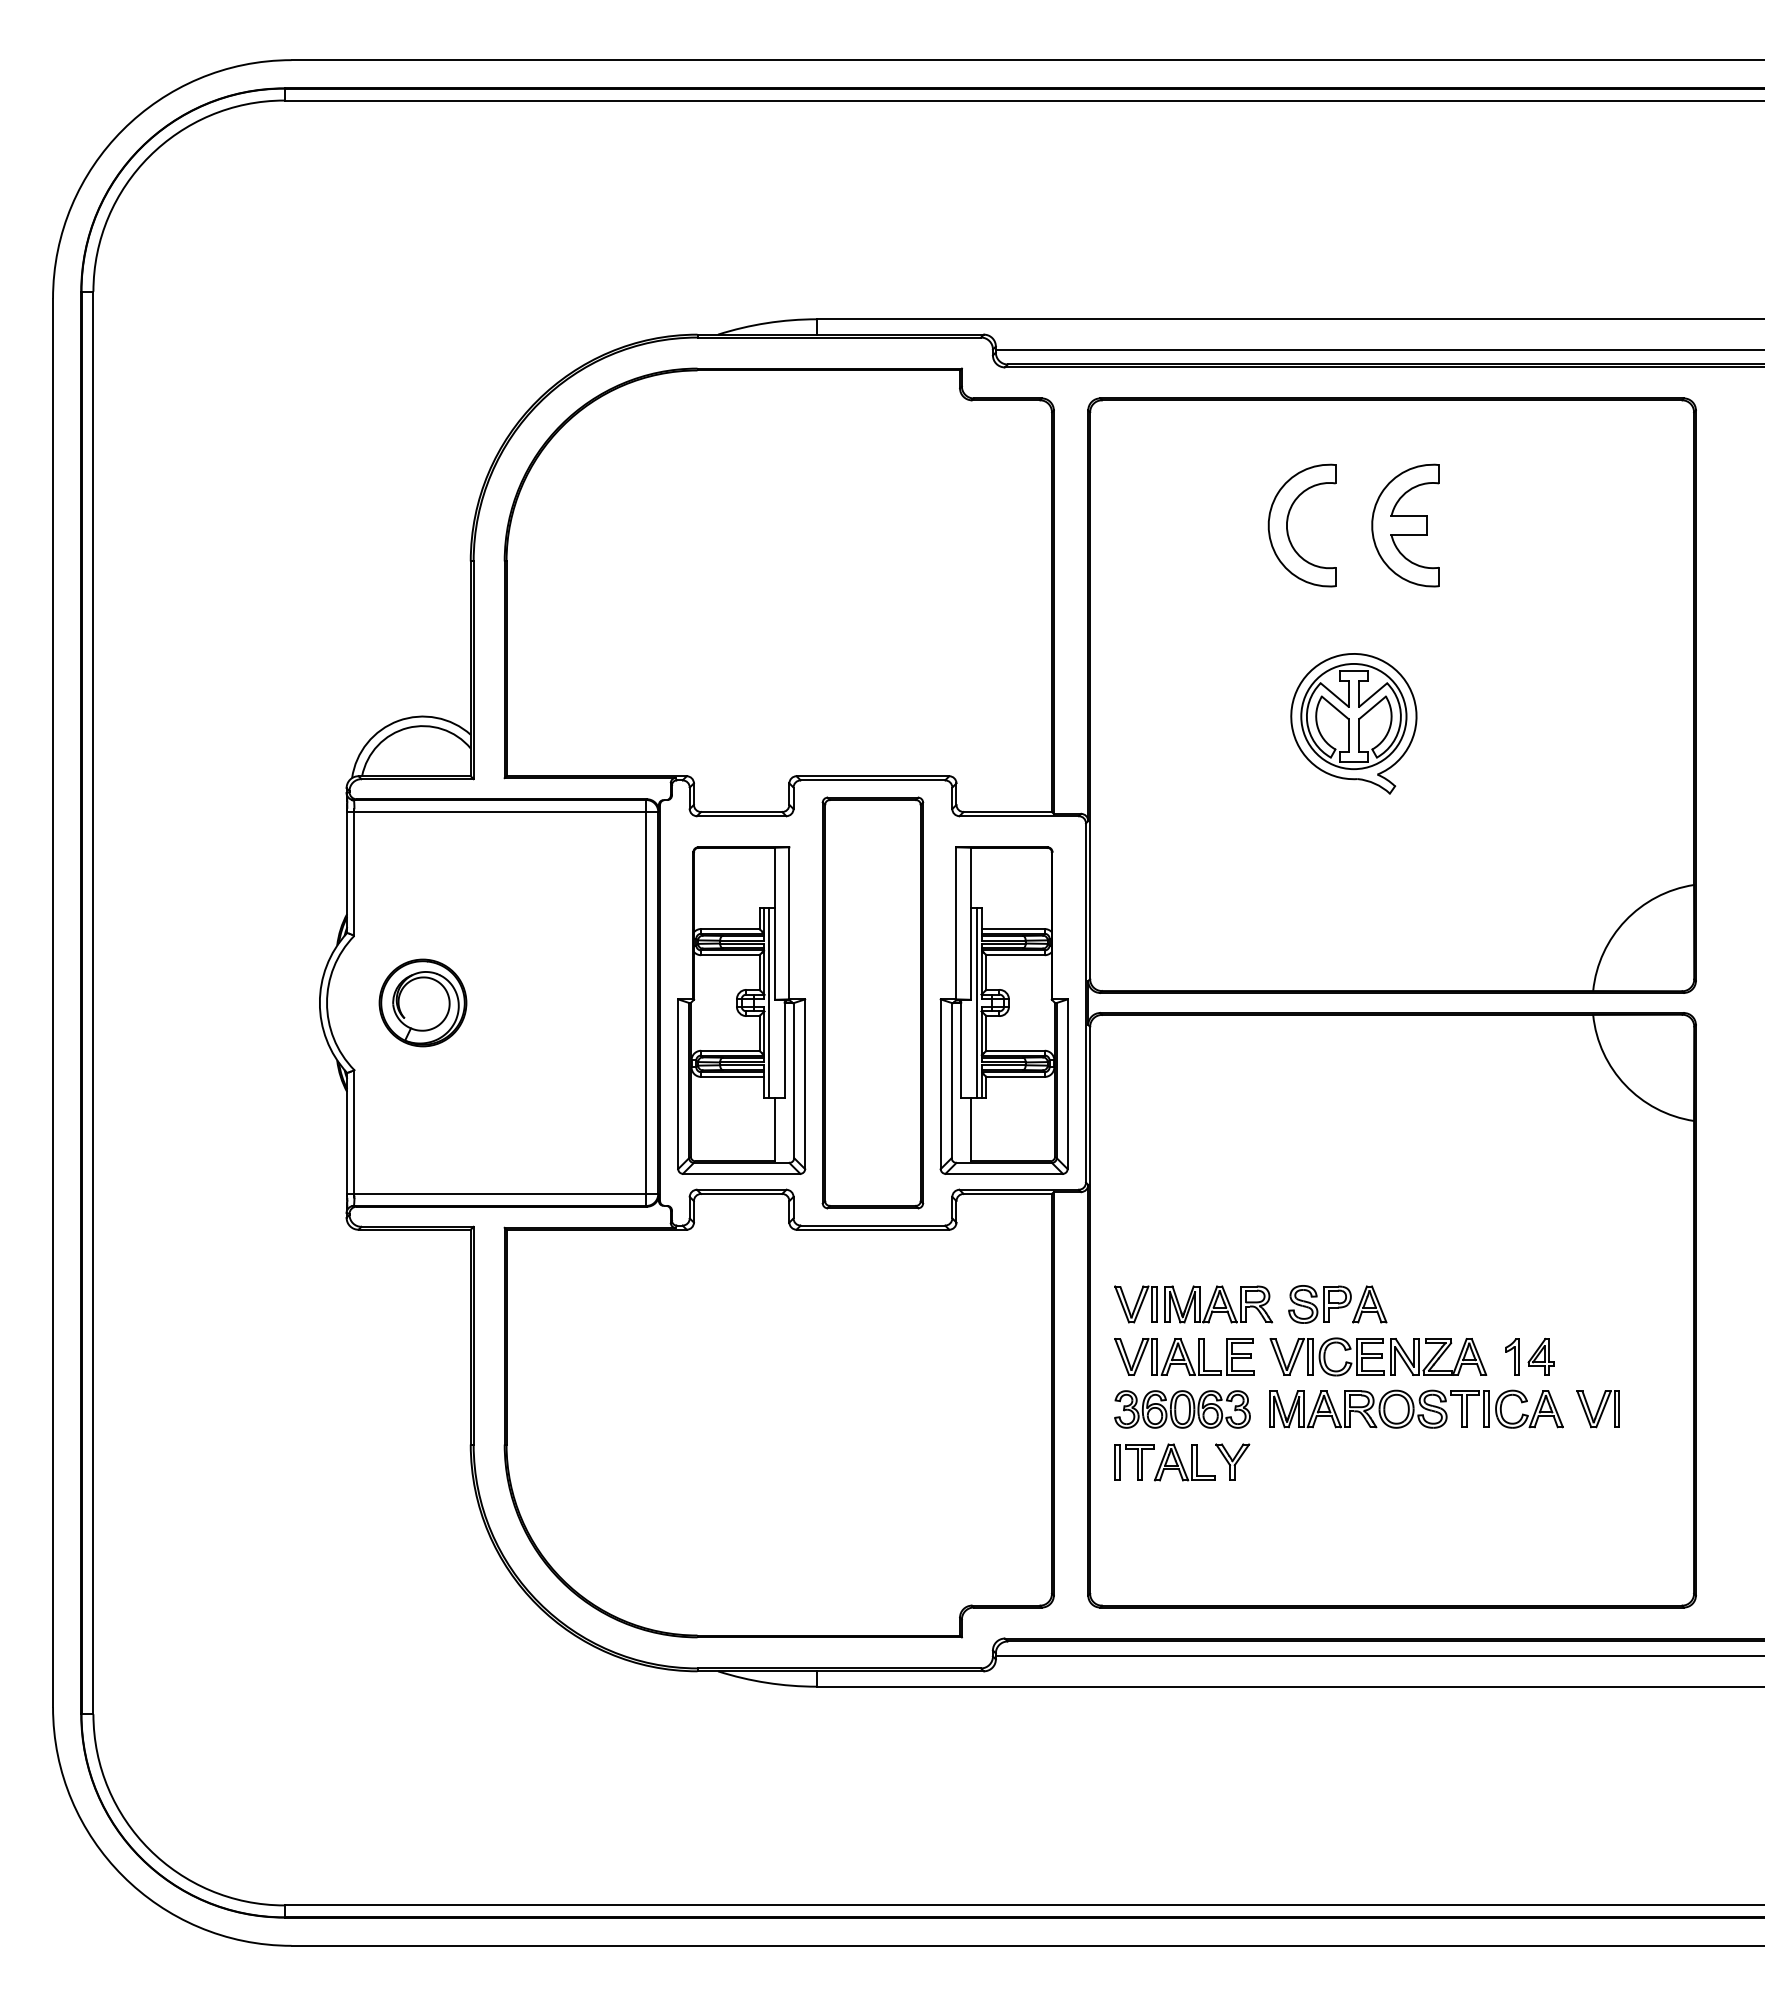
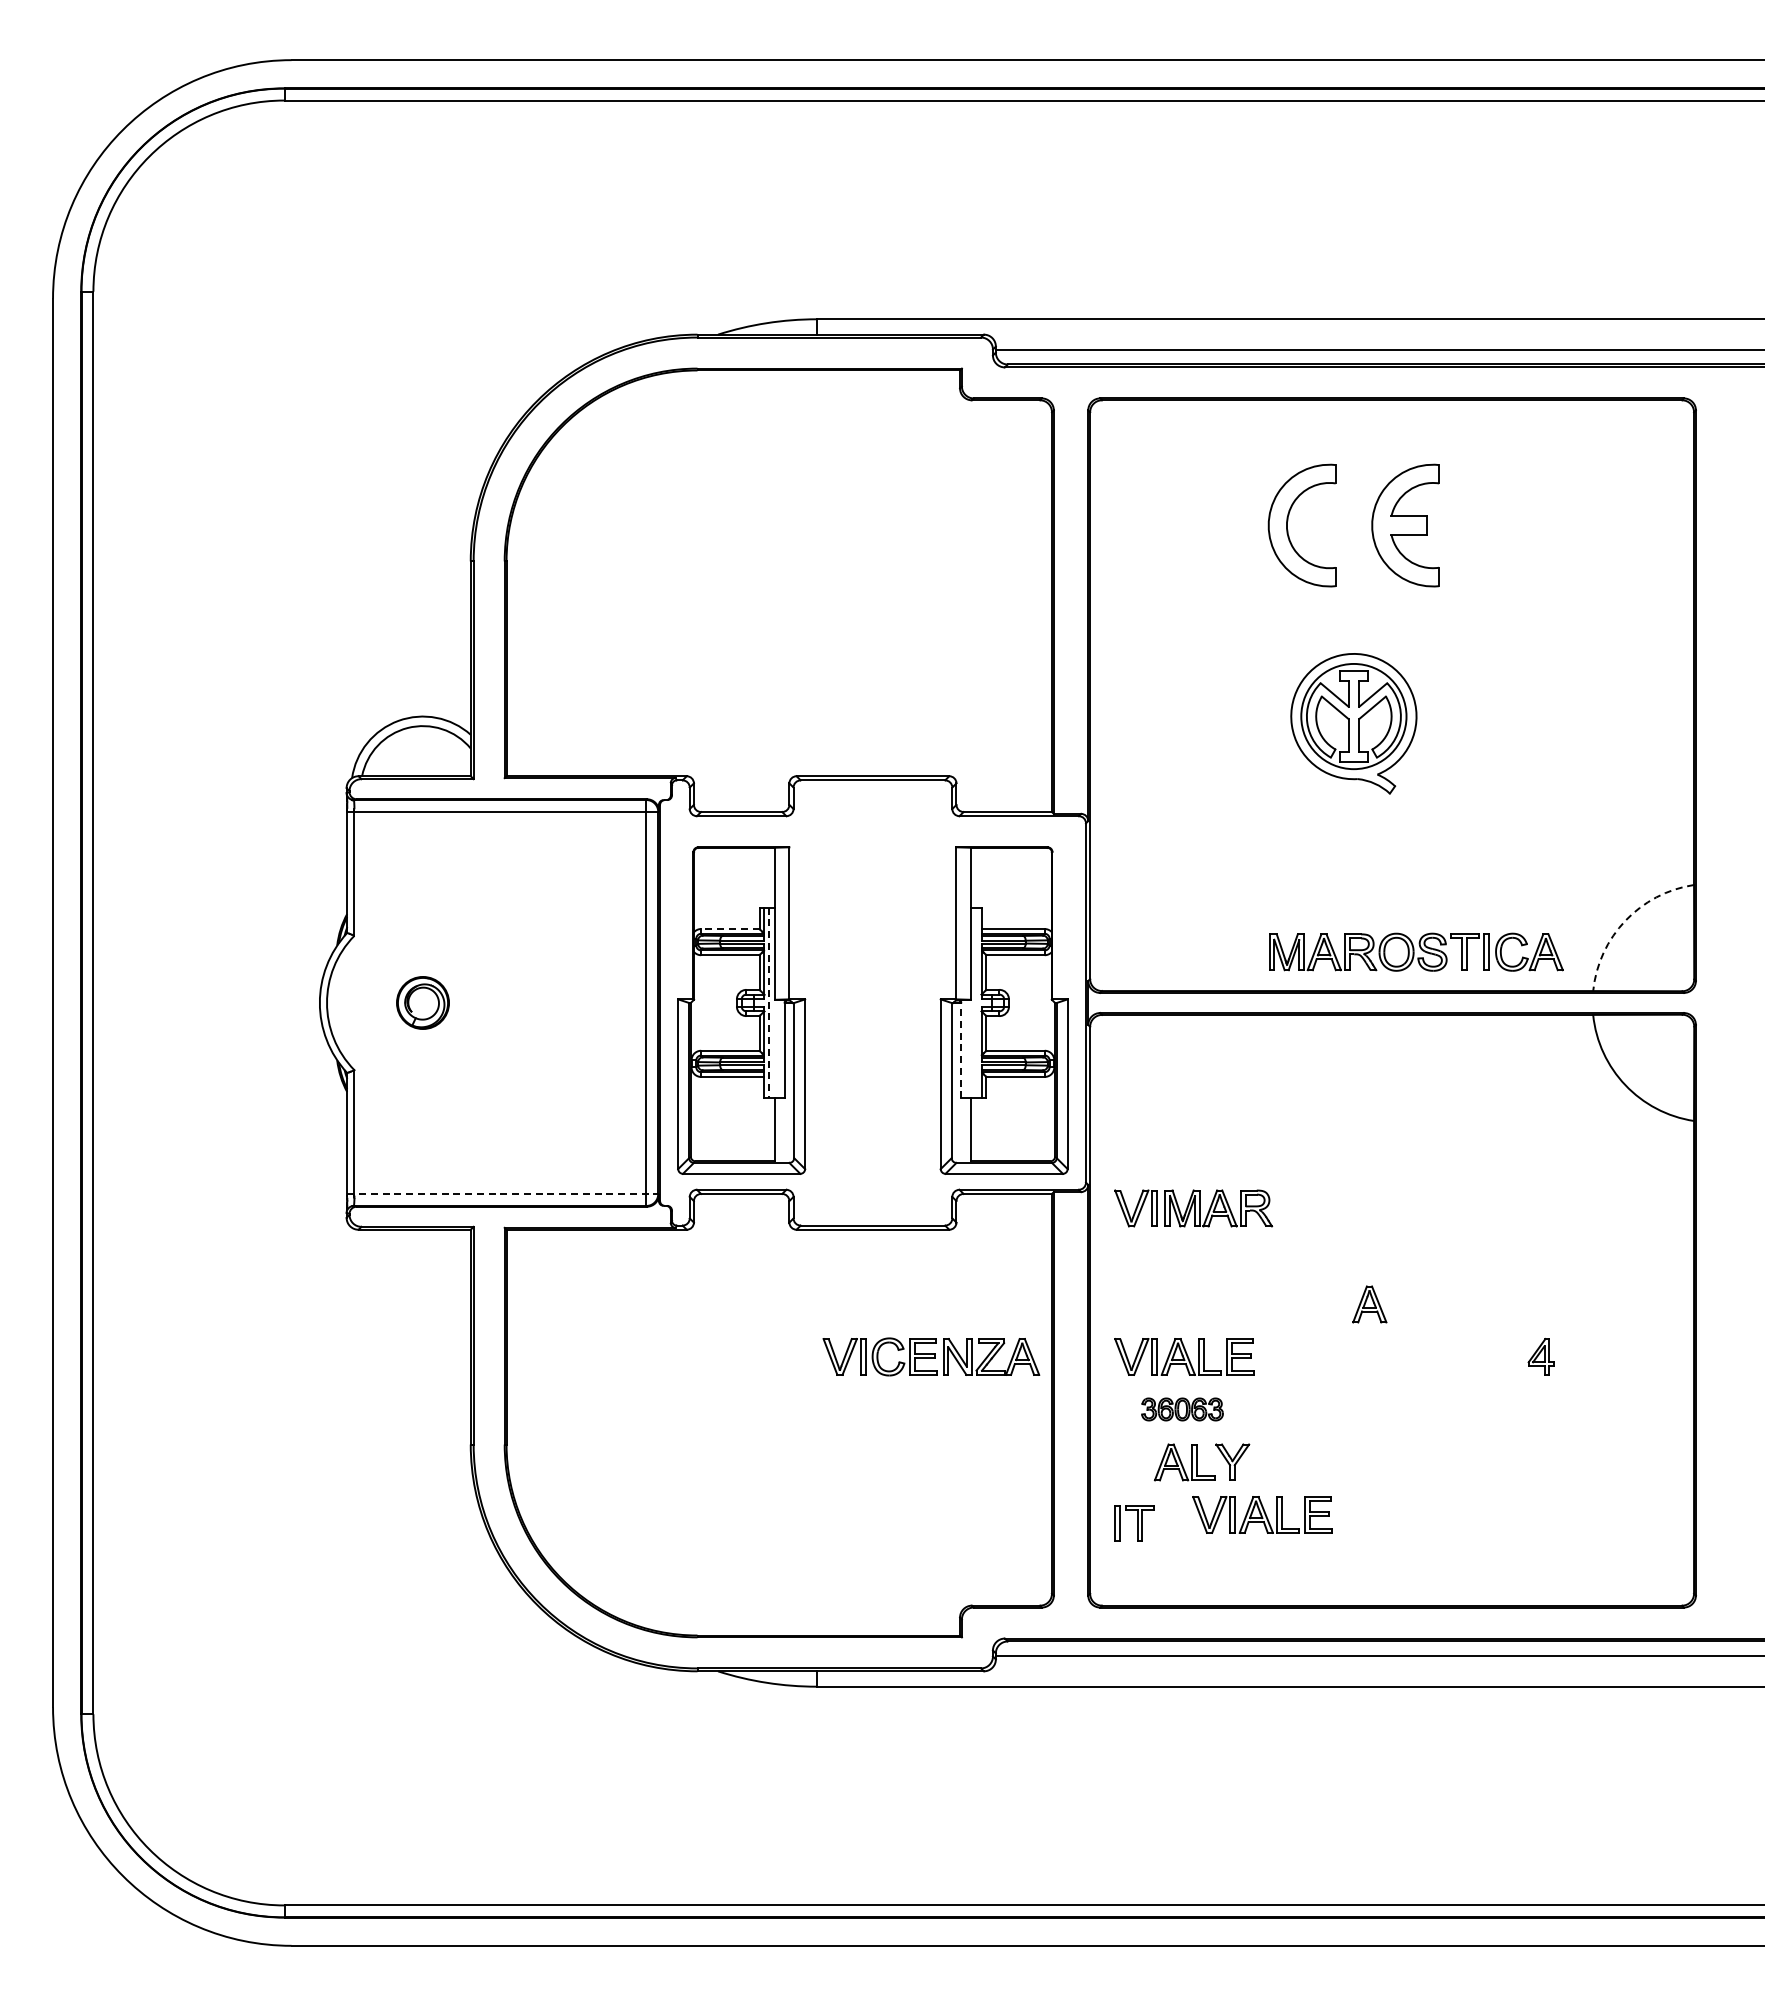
arc: solid -> dashed (1625, 920)
line: solid -> dashed (729, 929)
part size: 90x90 px -> 54x54 px (422, 1002)
part: present -> none (872, 1002)
line: present -> none (976, 1002)
line: solid -> dashed (769, 1003)
line: solid -> dashed (961, 1048)
line: solid -> dashed (503, 1194)
part position: (1193, 1304) -> (1193, 1208) (1193, 1208)
part: present -> none (1319, 1304)
part position: (1378, 1356) -> (931, 1356) (931, 1356)
part: present -> none (1512, 1356)
part position: (1416, 1408) -> (1416, 951) (1416, 951)
part size: 137x39 px -> 83x25 px (1182, 1409)
part: present -> none (1597, 1409)
part position: (1134, 1462) -> (1134, 1523) (1134, 1523)
part: none -> present (1262, 1514)
